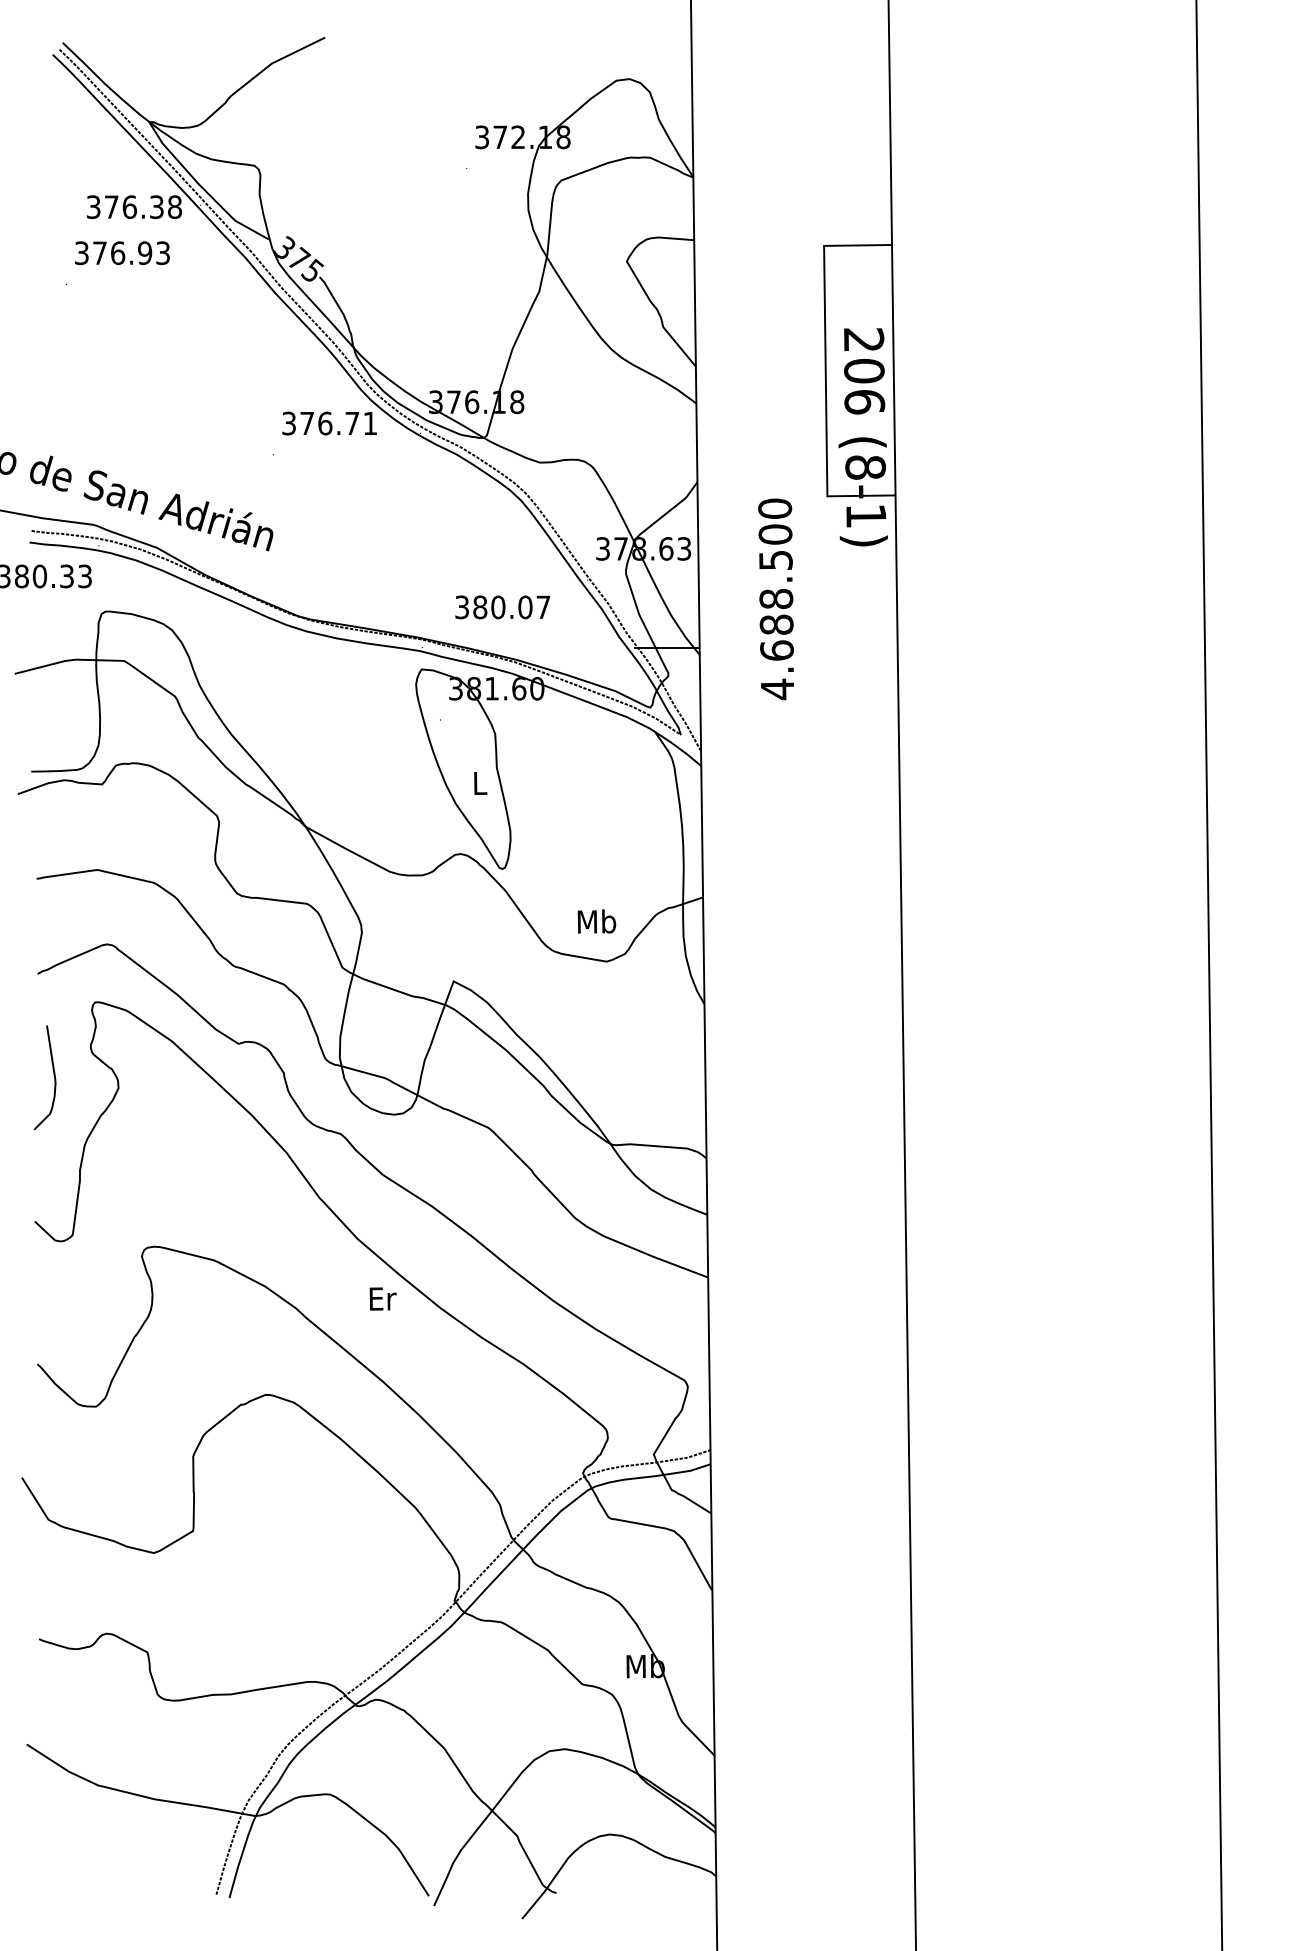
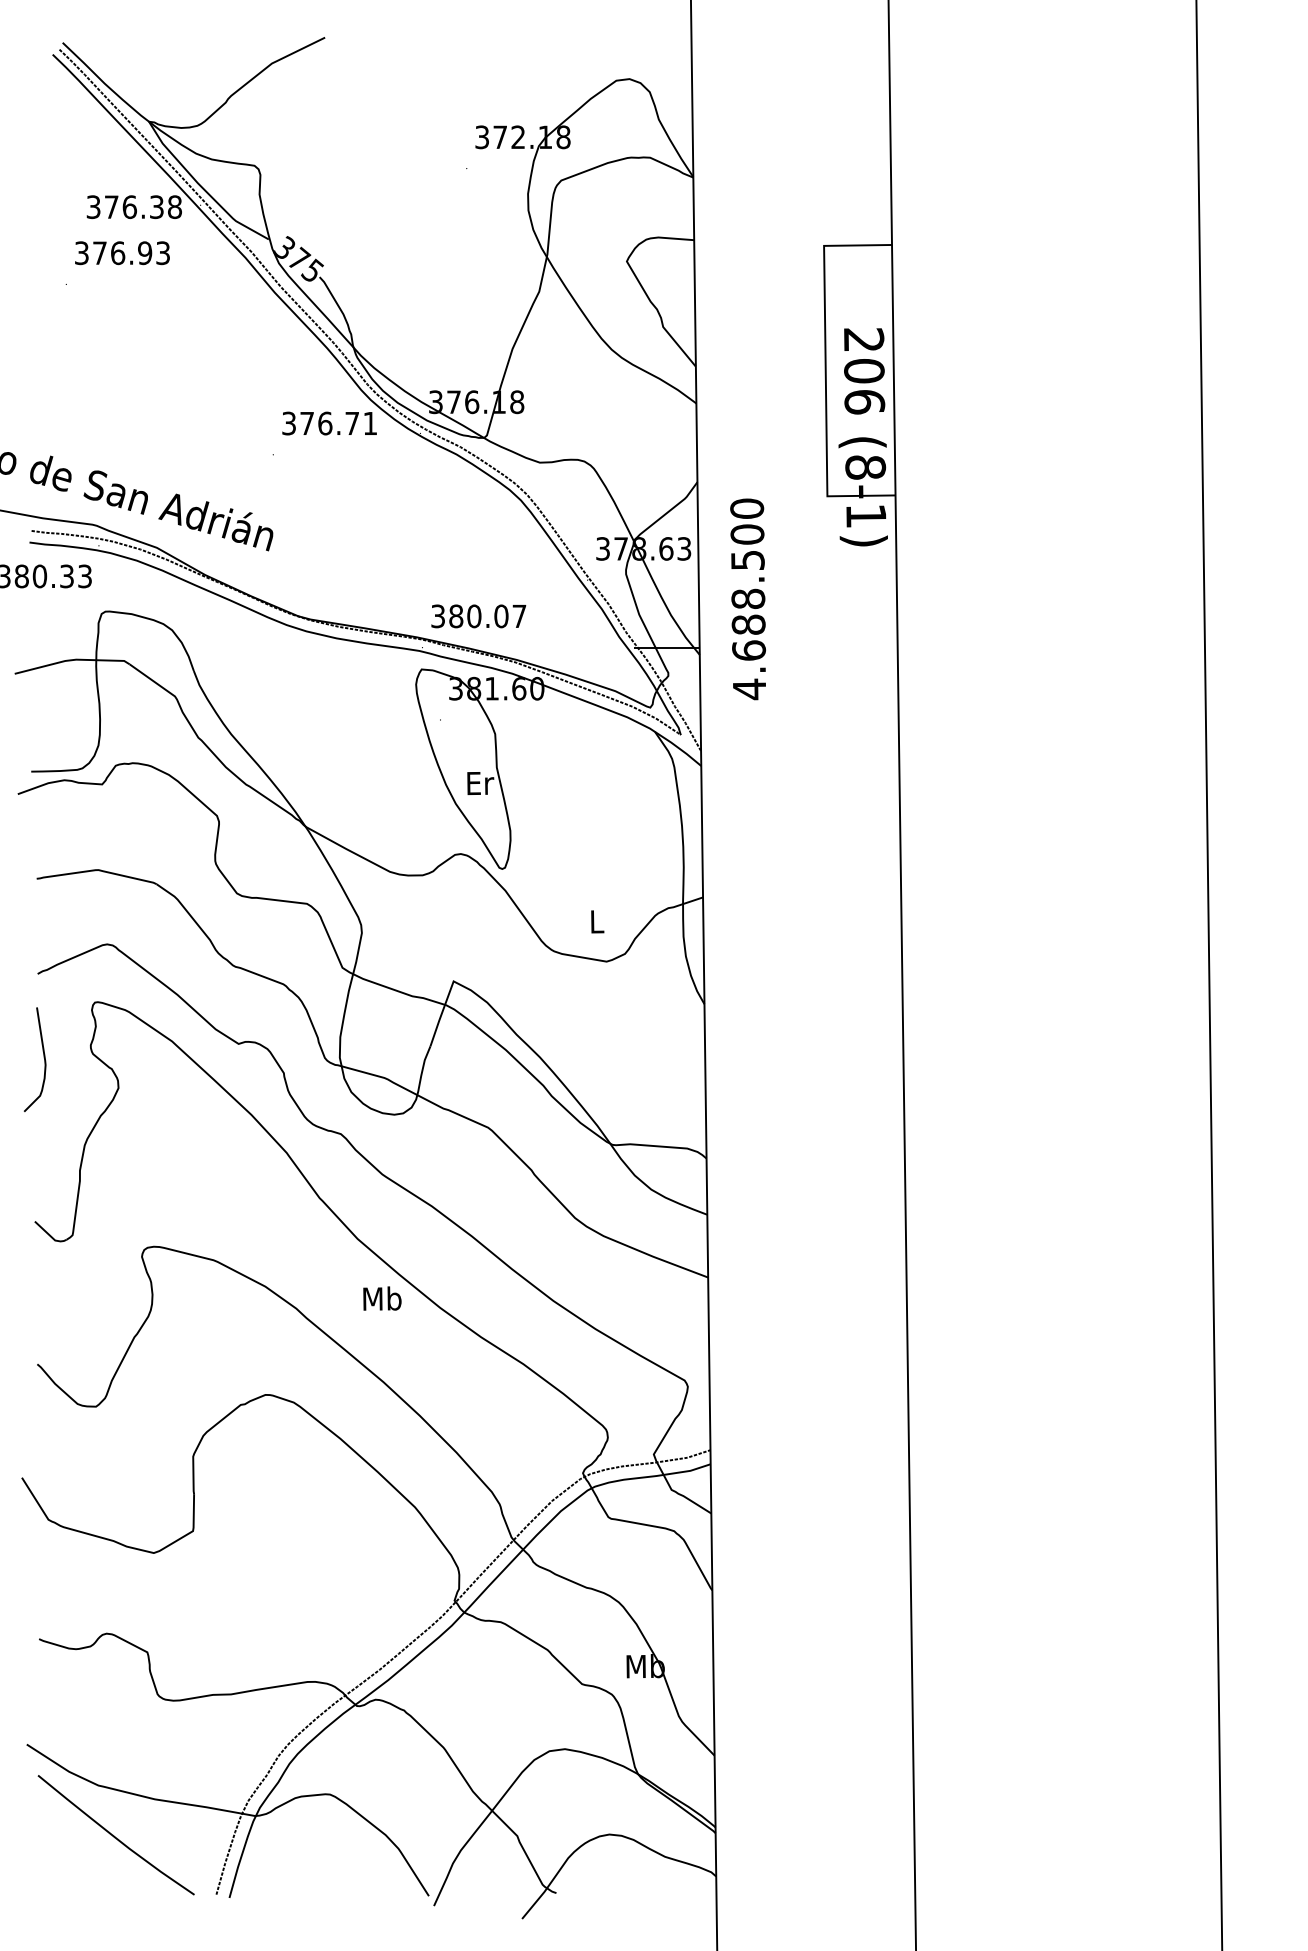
text position: (775, 599) -> (747, 599) (747, 599)
text position: (502, 607) -> (478, 616) (478, 616)
text: L -> Er (480, 783)
text: Mb -> L (596, 921)
curve position: (53, 1075) -> (43, 1057) (43, 1057)
text: Er -> Mb (382, 1298)
curve: none -> present (114, 1835)
